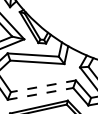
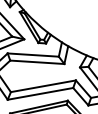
line: dashed -> solid (42, 86)
line: dashed -> solid (40, 93)
